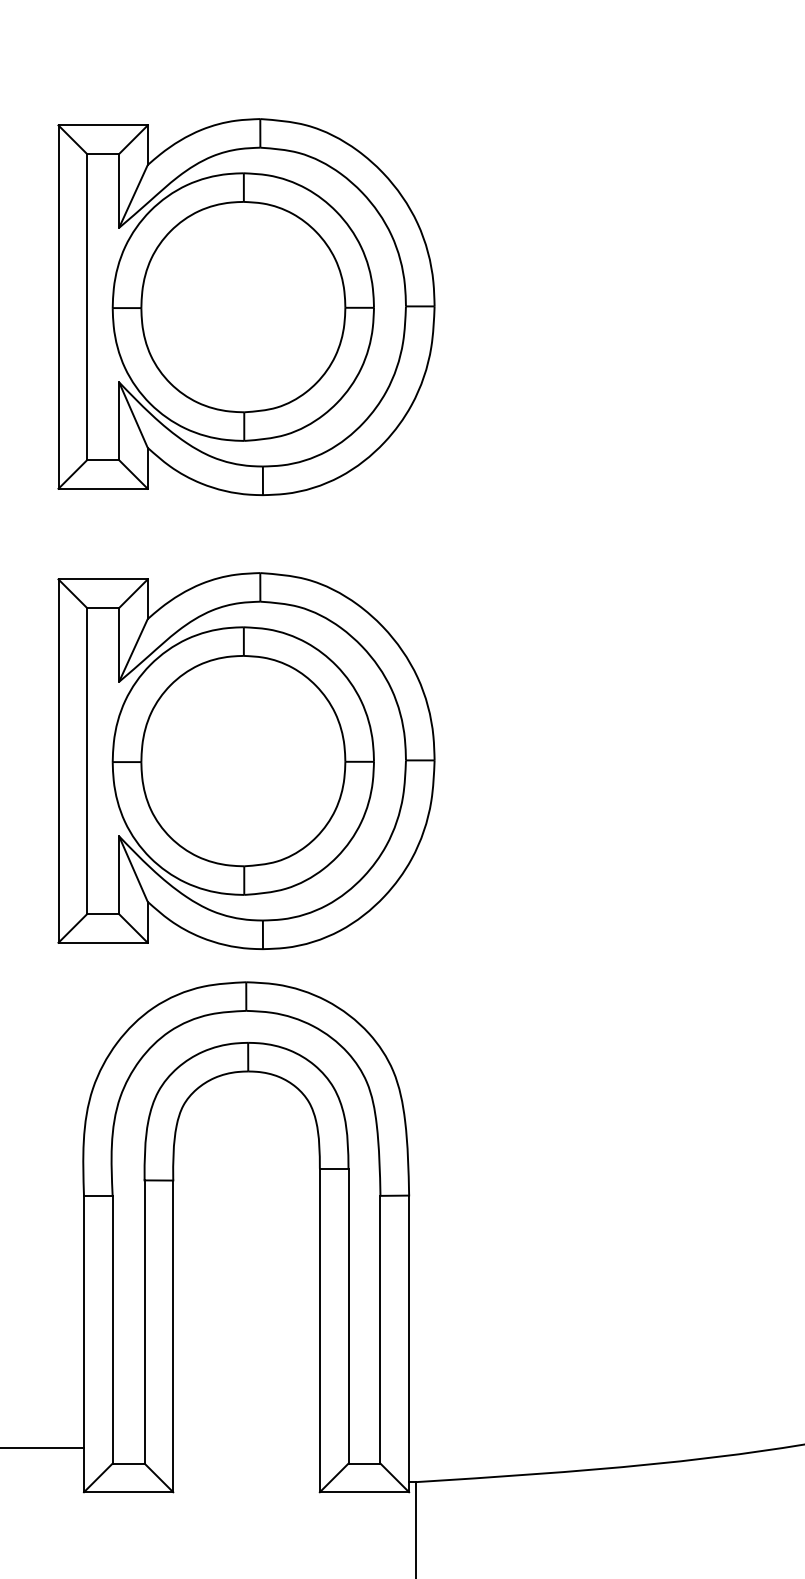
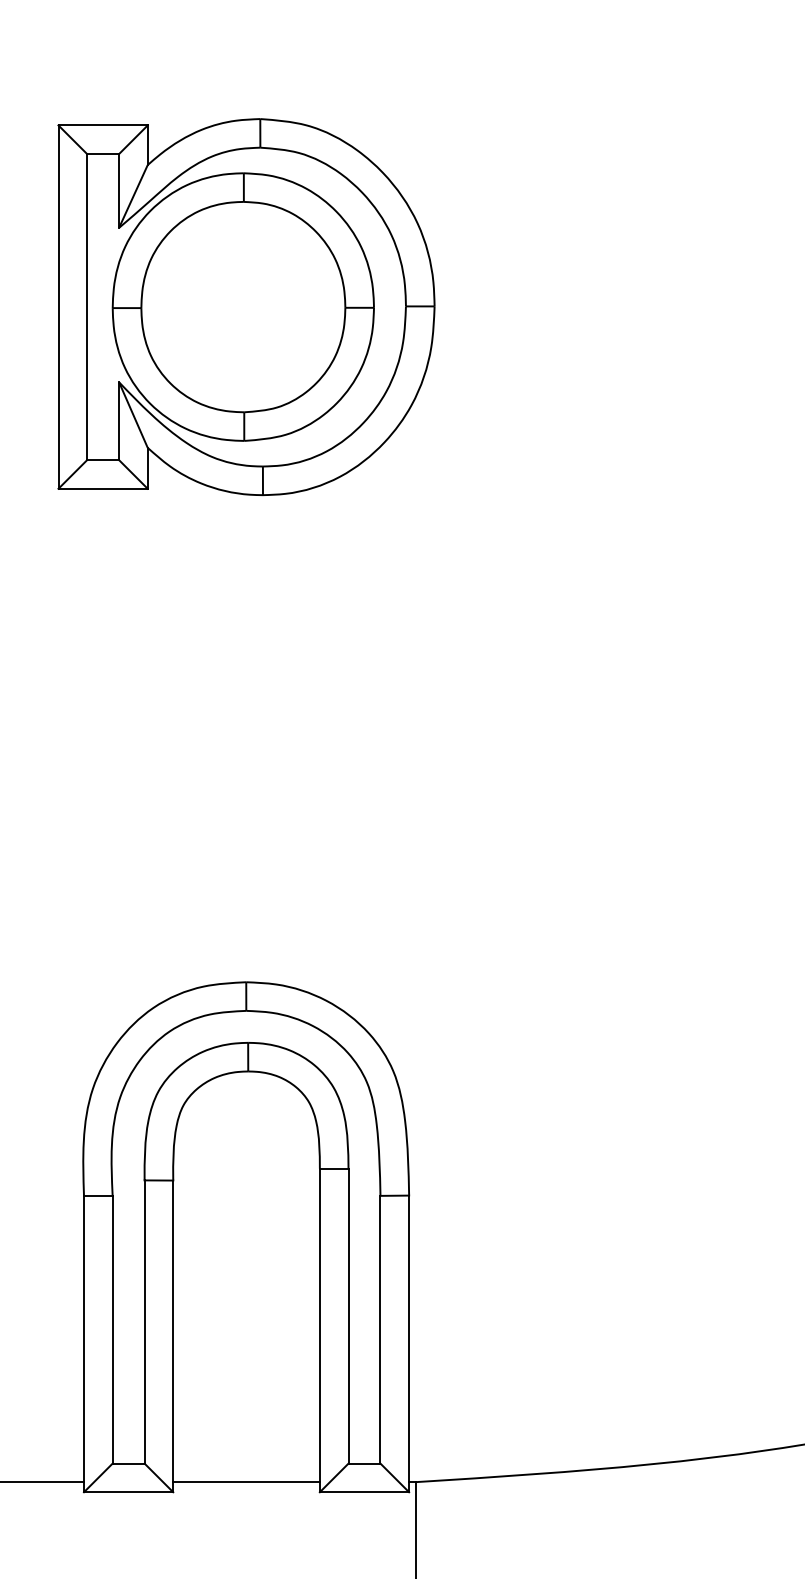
part: present -> none (246, 760)
line position: (43, 1448) -> (43, 1482) (43, 1482)
line: none -> present (246, 1482)
